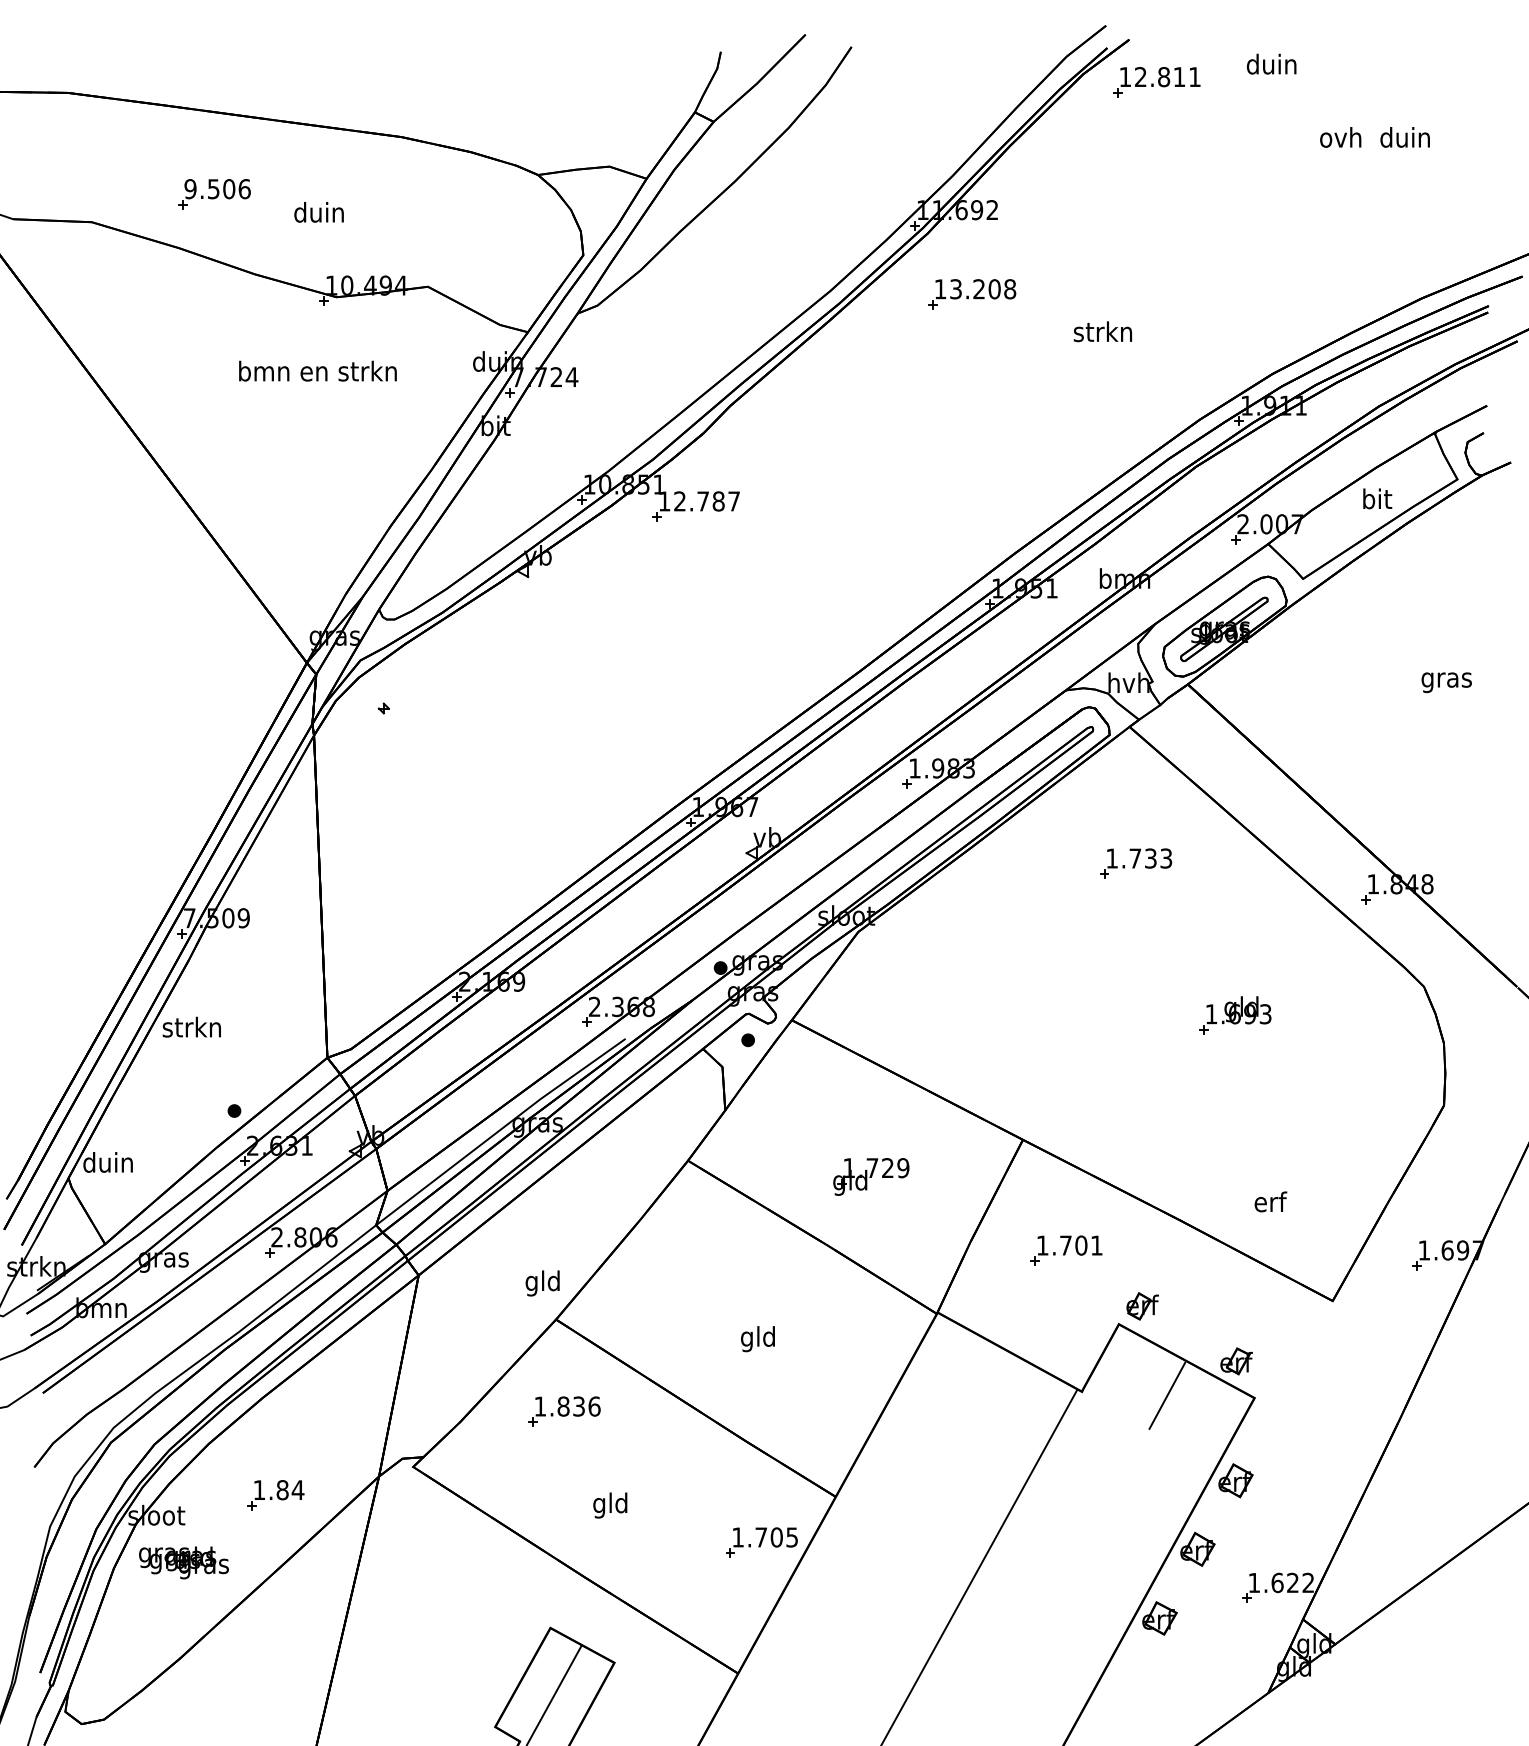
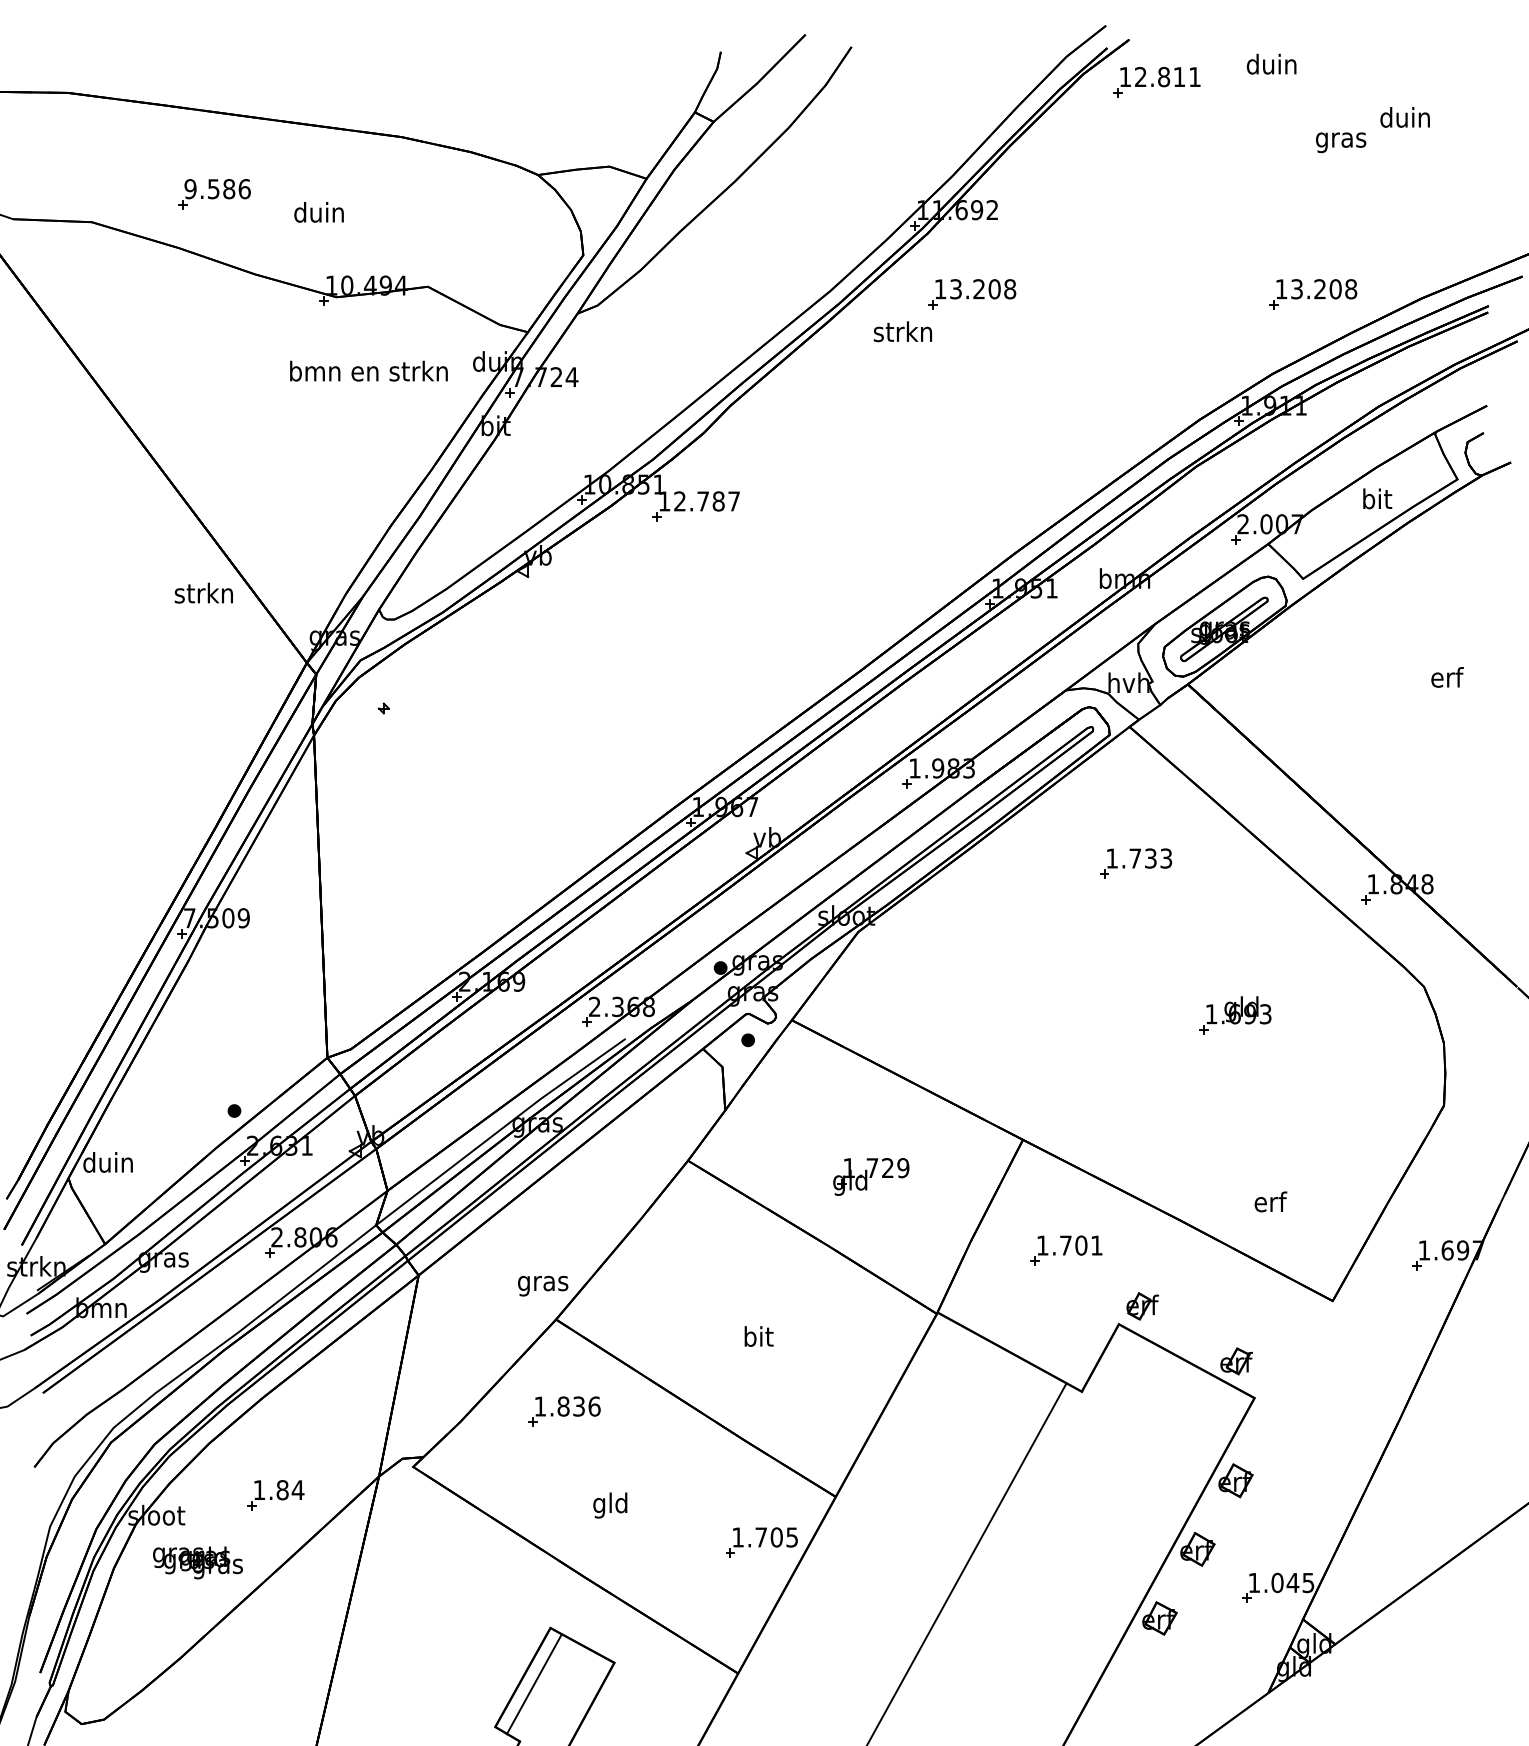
text position: (1404, 137) -> (1404, 117) (1404, 117)
text: ovh -> gras (1341, 140)
text: 9.506 -> 9.586 (229, 188)
part: none -> present (1313, 294)
text position: (1102, 331) -> (902, 331) (902, 331)
text position: (317, 370) -> (368, 370) (368, 370)
text: gras -> erf (1446, 680)
text position: (191, 1026) -> (203, 592) (203, 592)
text: gld -> gras (543, 1283)
text: gld -> bit (757, 1339)
line: present -> none (1167, 1395)
text position: (183, 1562) -> (197, 1562) (197, 1562)
line position: (980, 1566) -> (967, 1563) (967, 1563)
text: 1.622 -> 1.045 (1292, 1582)
line position: (554, 1694) -> (533, 1684) (533, 1684)
